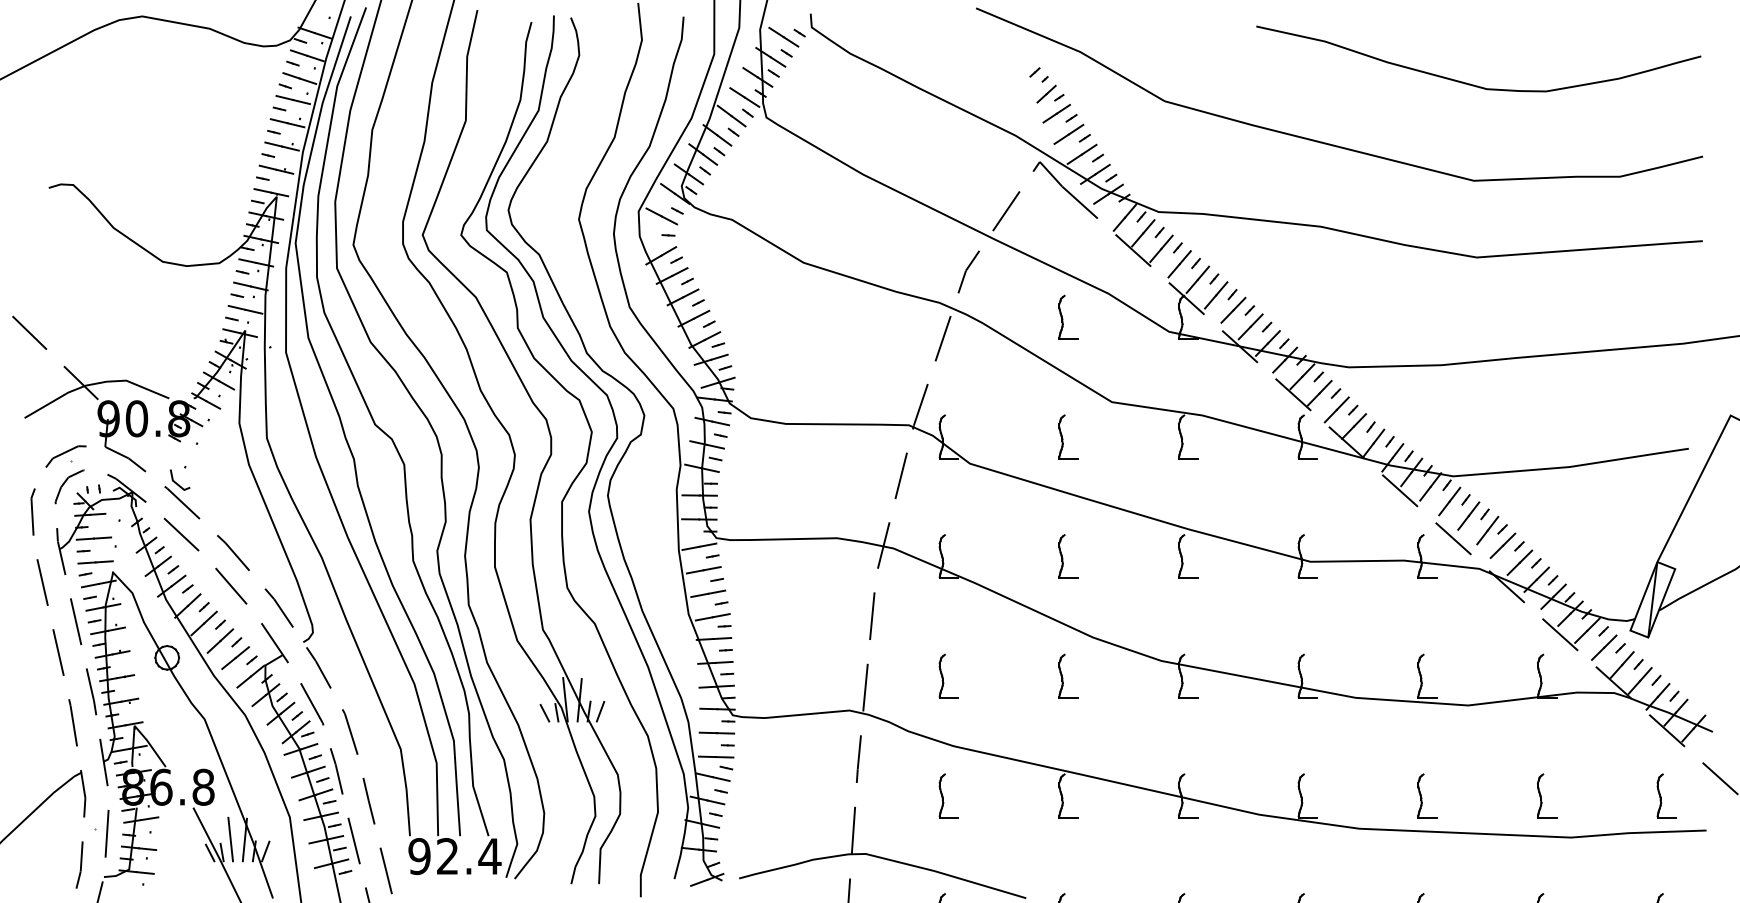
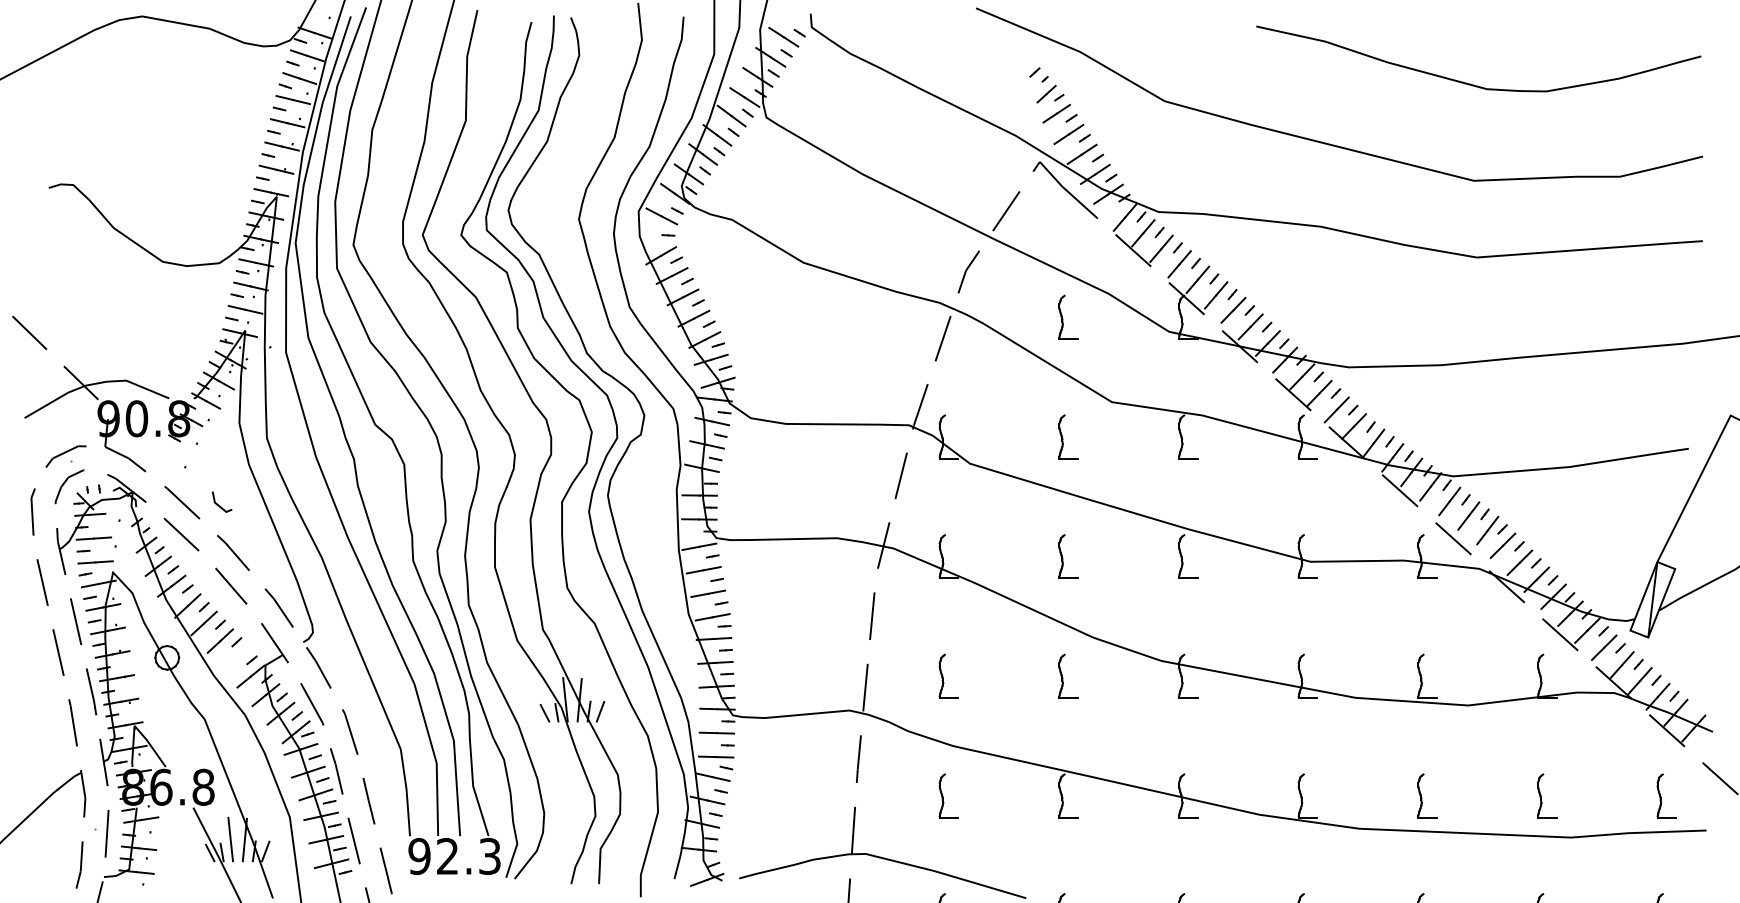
line position: (178, 483) -> (220, 505) (220, 505)
line: present -> none (235, 657)
text: 92.4 -> 92.3 (489, 856)
